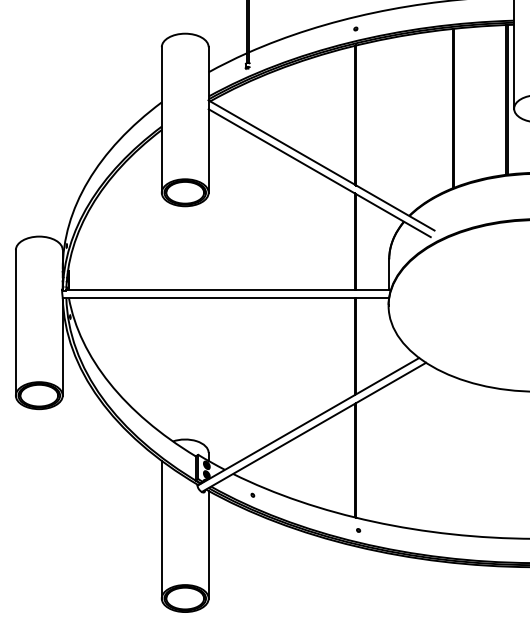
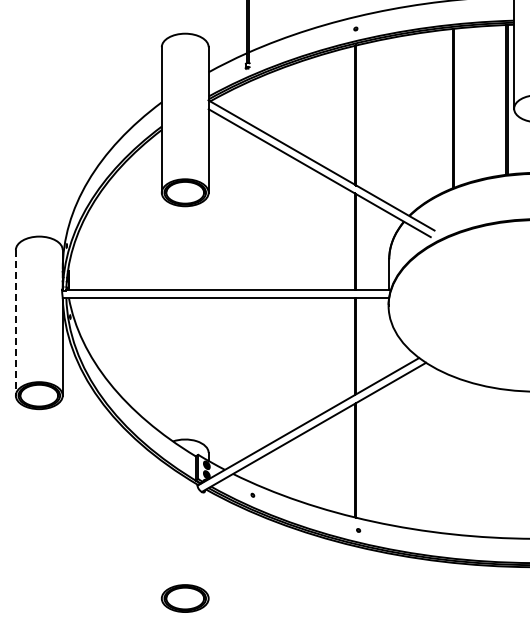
line: solid -> dashed (15, 322)
line: present -> none (161, 529)
line: present -> none (208, 544)
